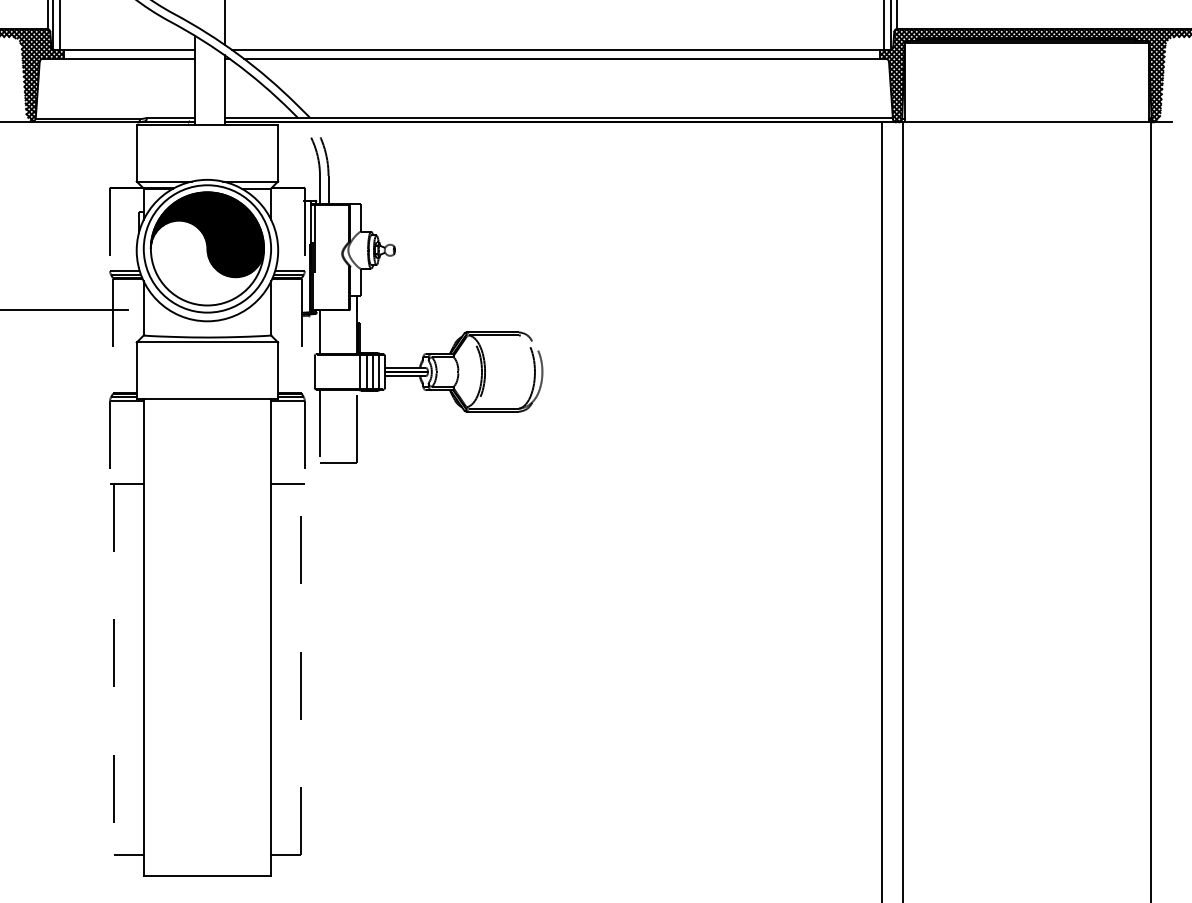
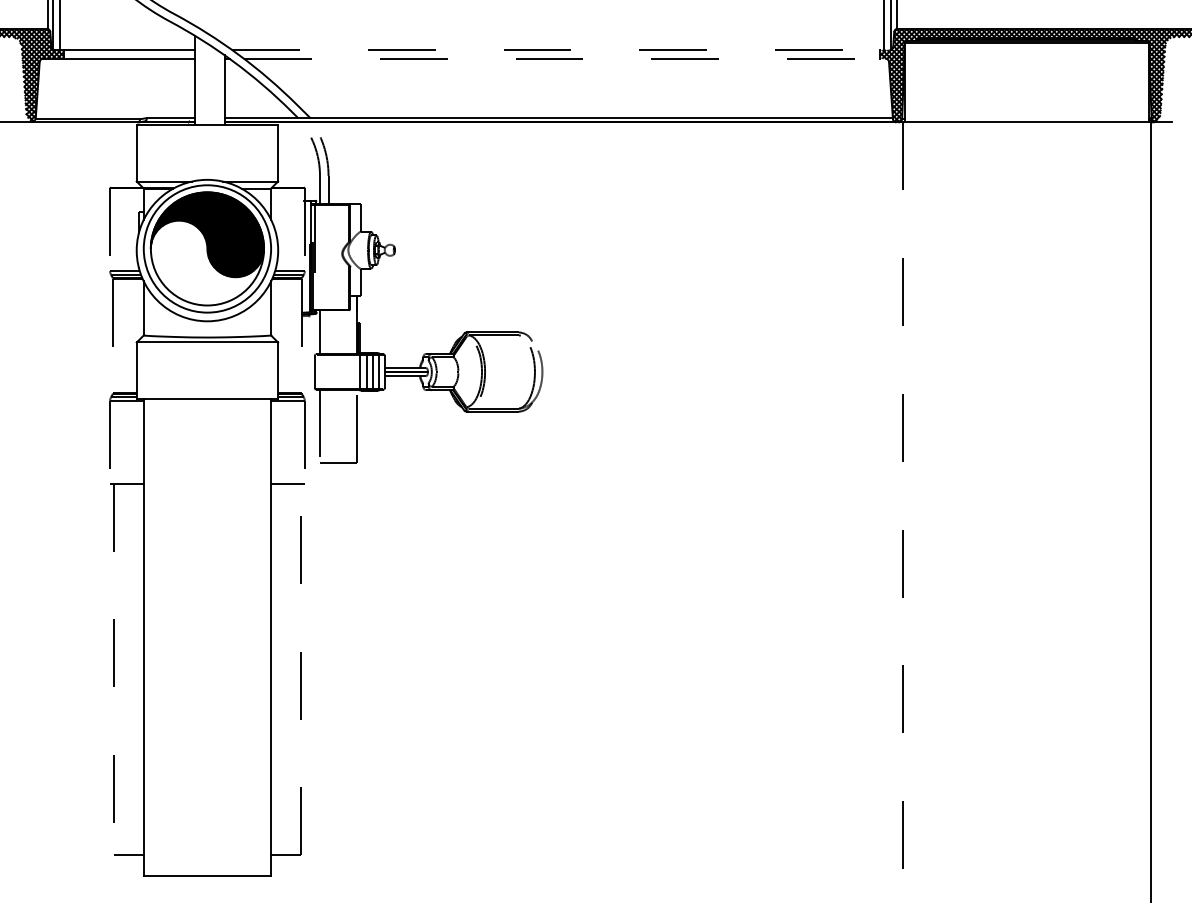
line: present -> none (224, 23)
line: solid -> dashed (561, 49)
line: solid -> dashed (564, 58)
line: present -> none (65, 309)
line: present -> none (882, 510)
line: solid -> dashed (903, 512)
